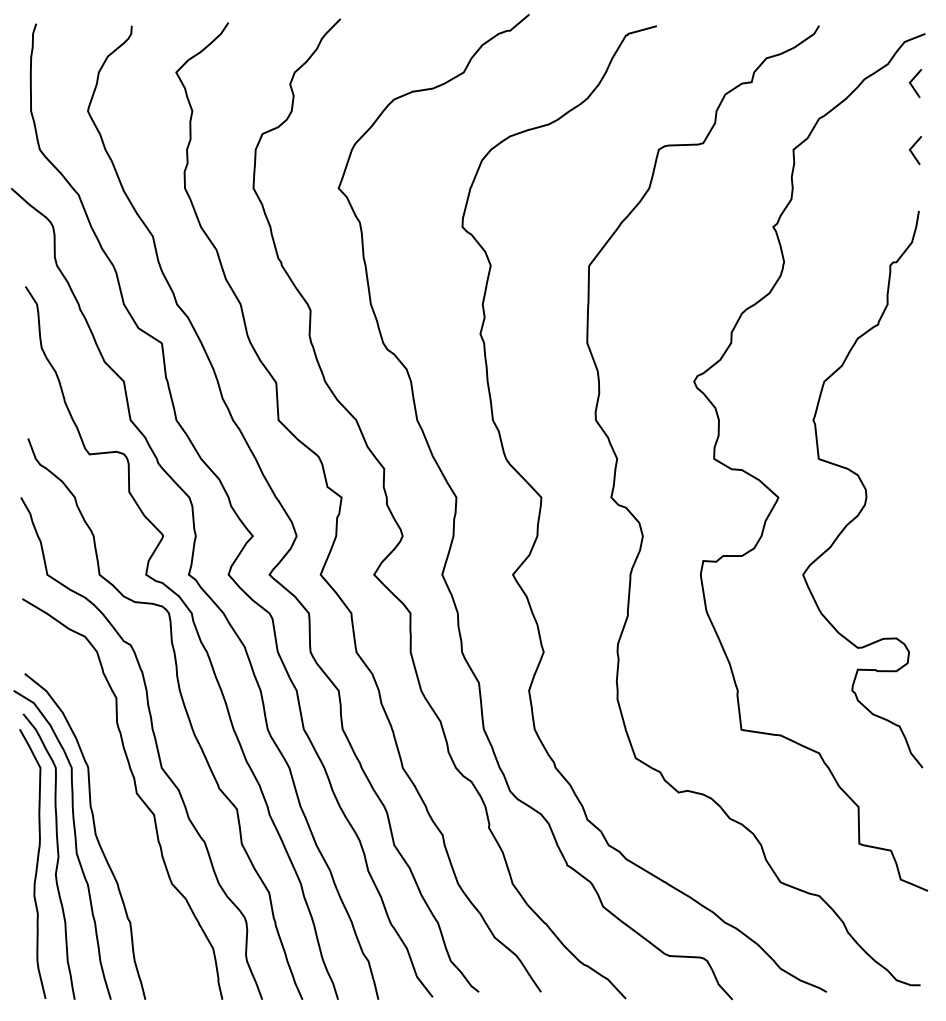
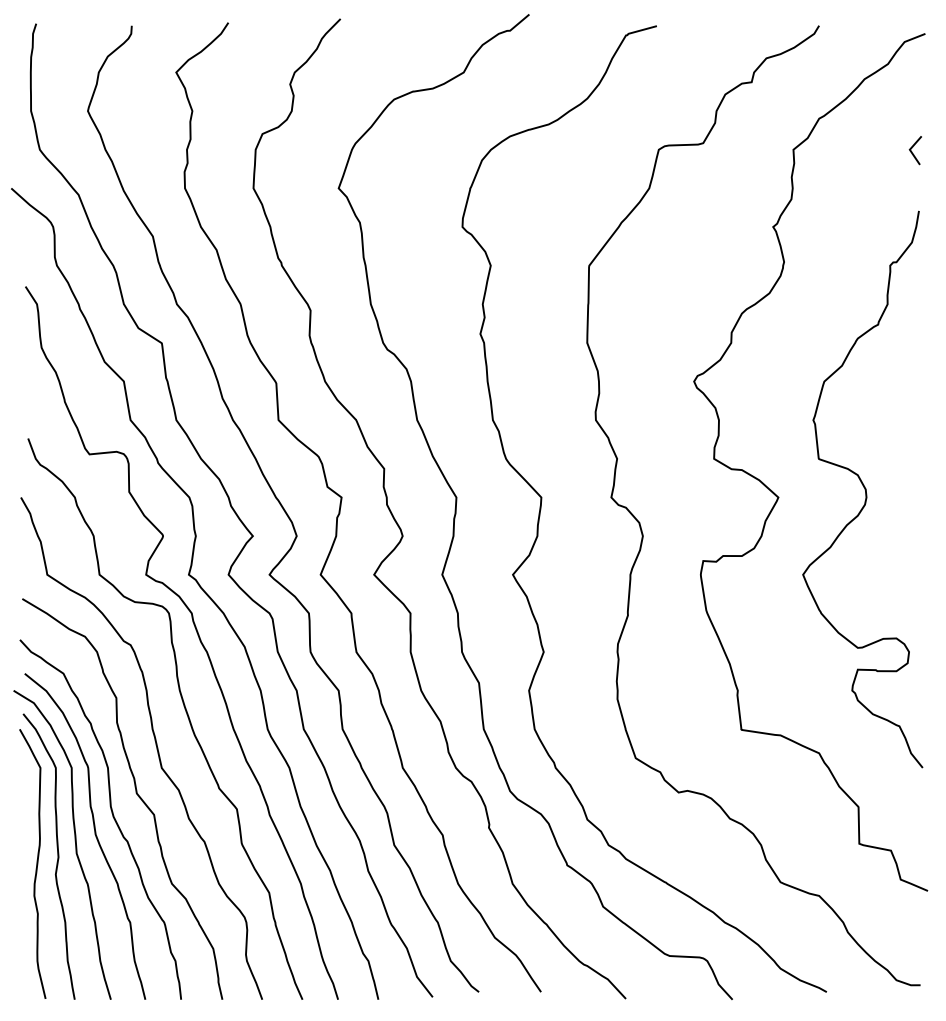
line: present -> none (912, 84)
curve: none -> present (112, 817)
